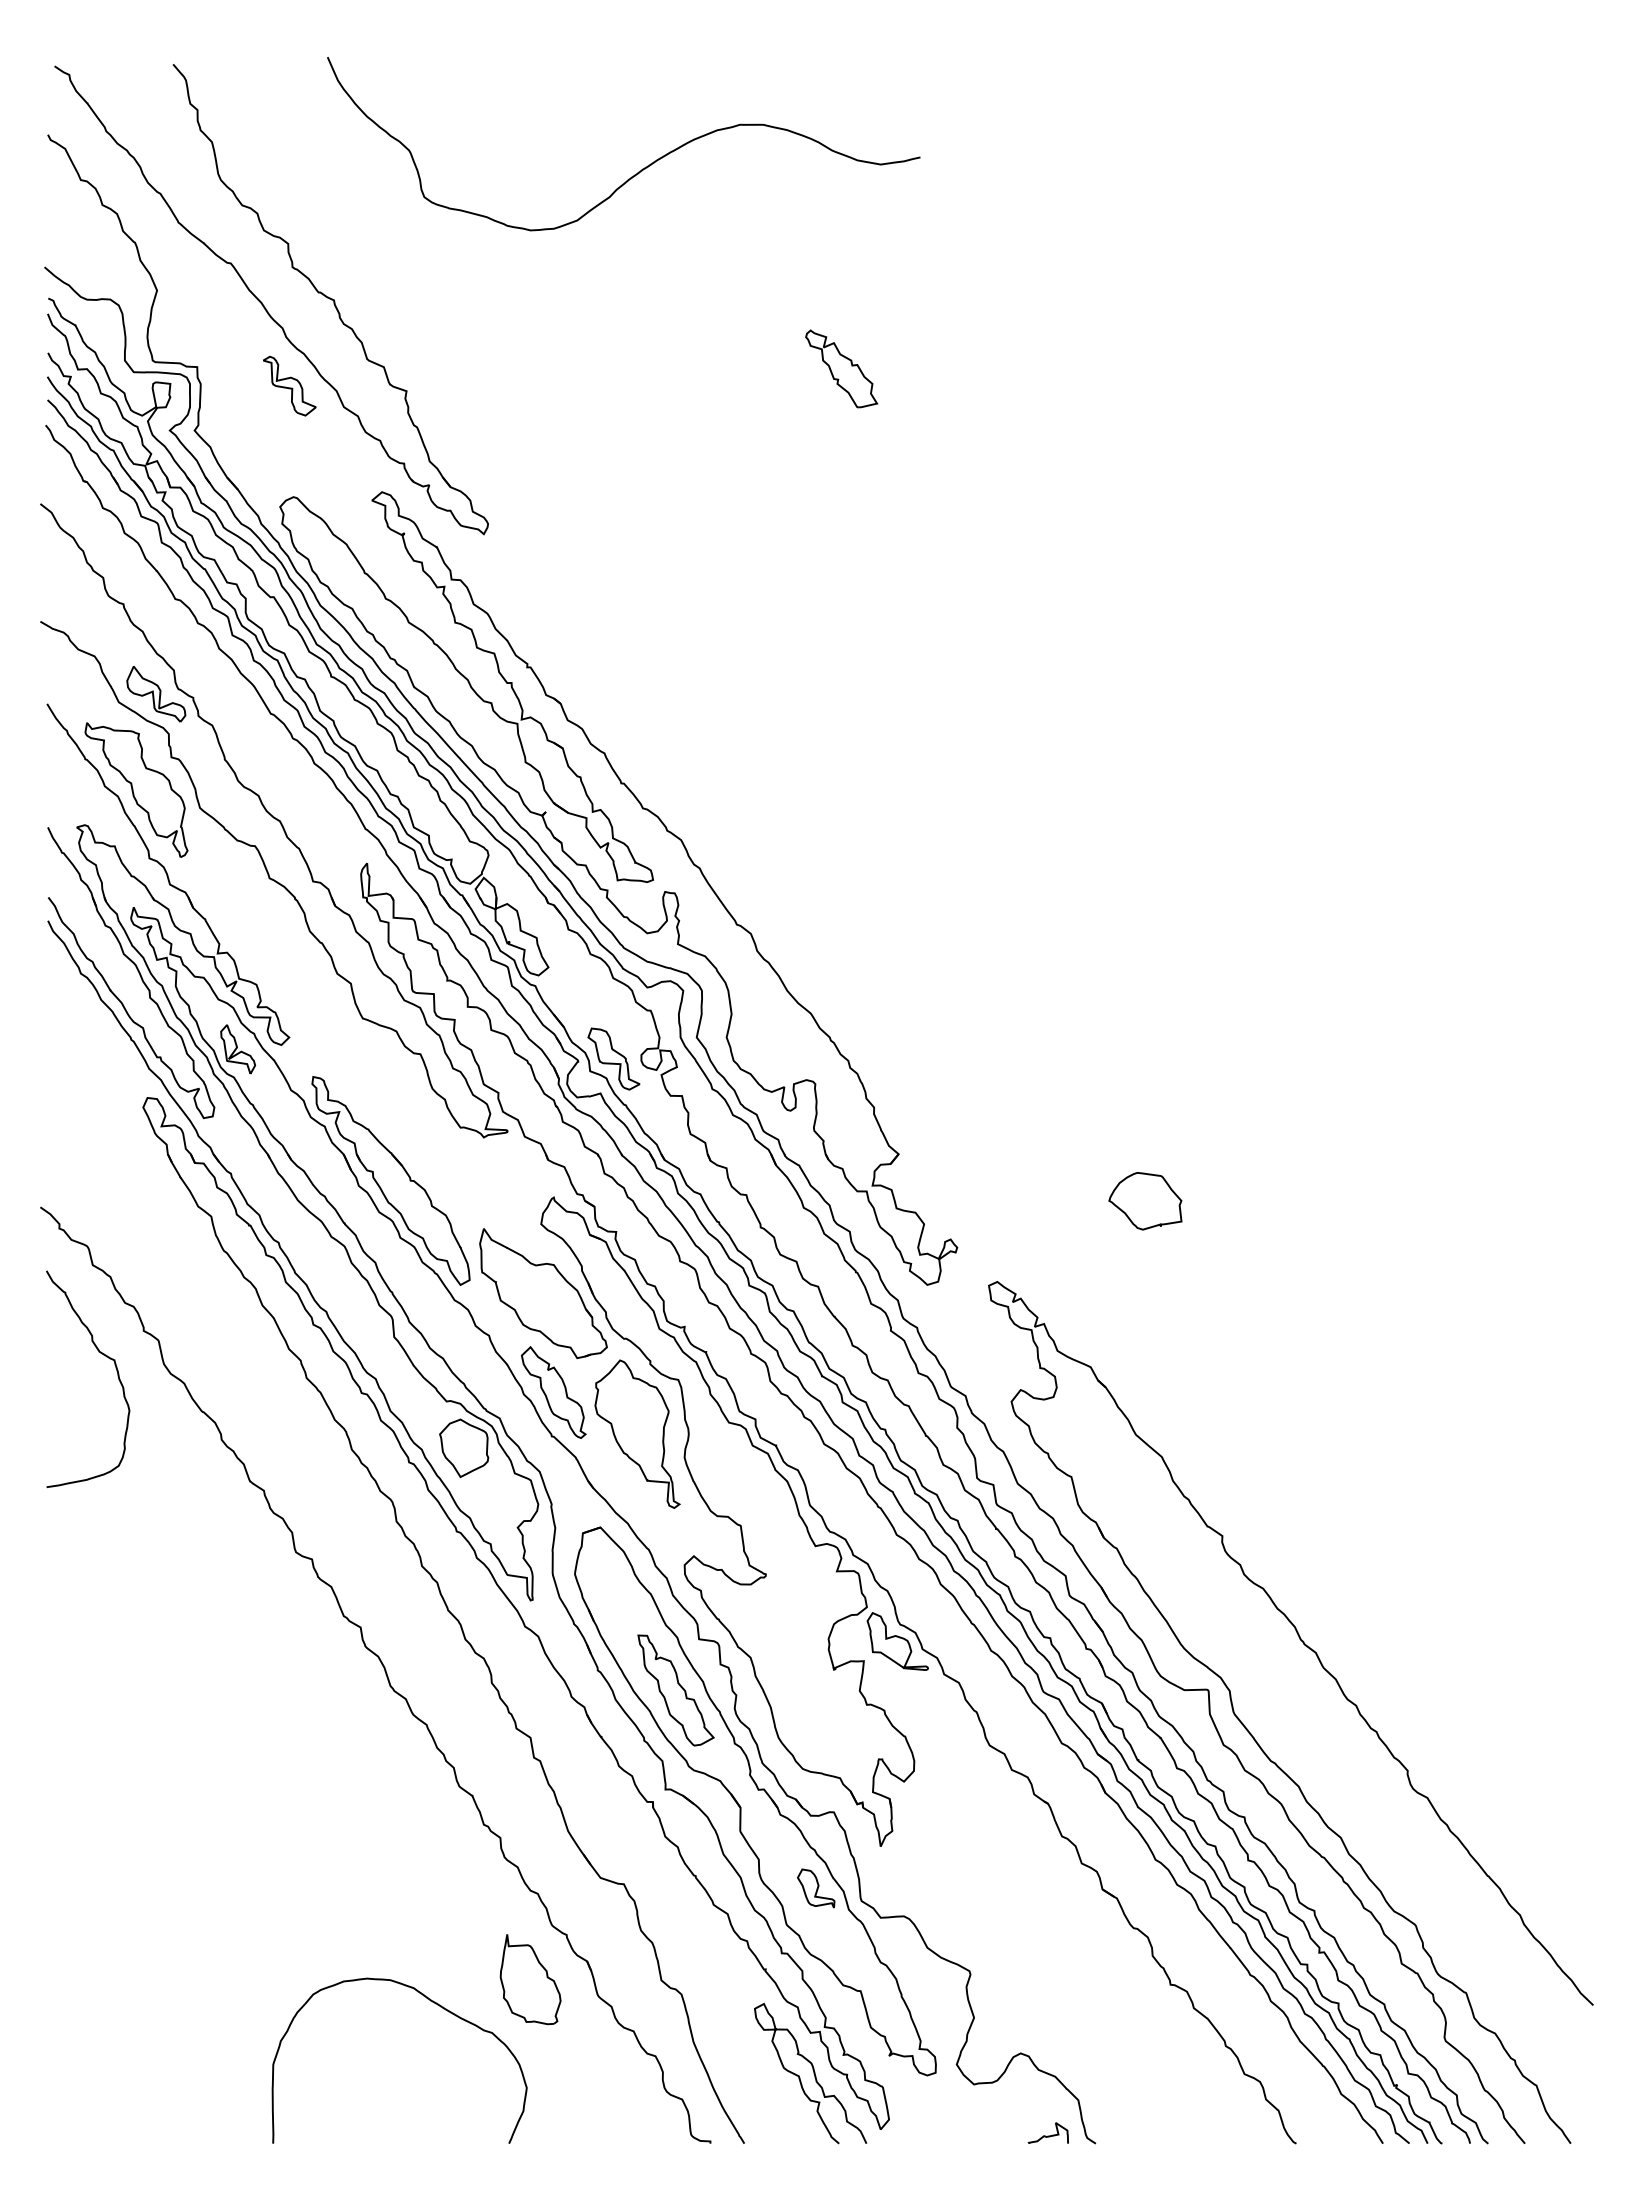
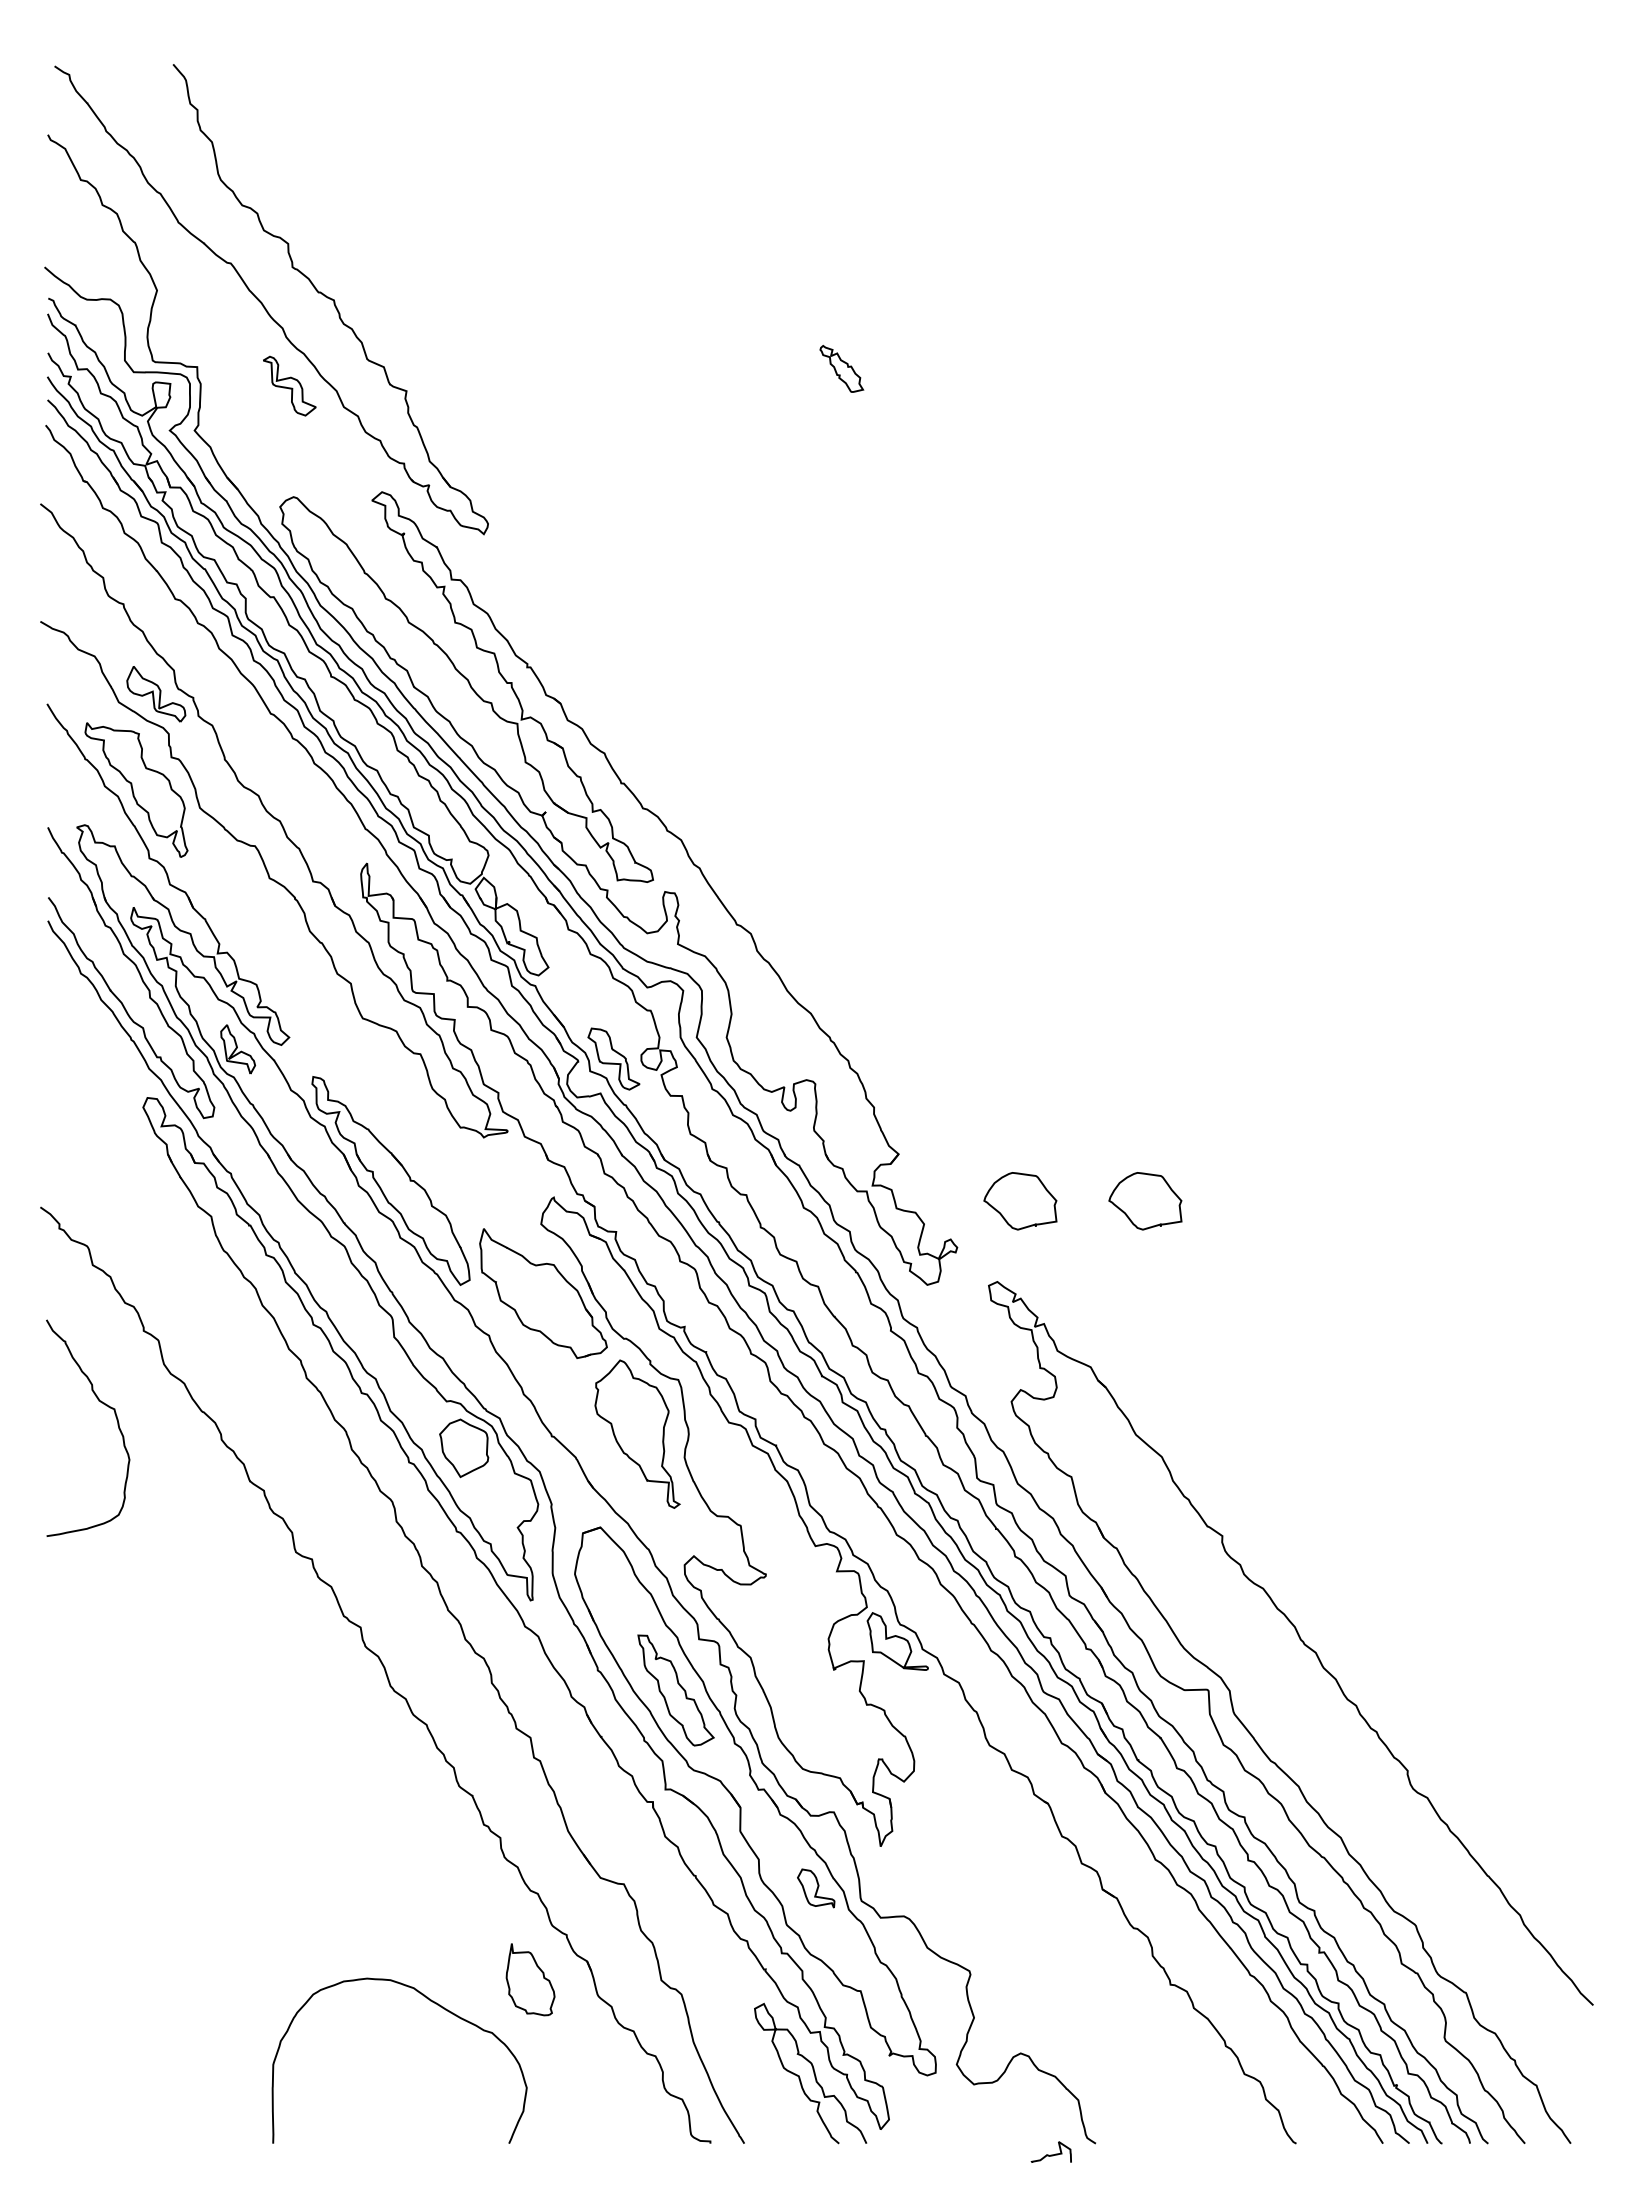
curve: present -> none (642, 168)
part size: 74x80 px -> 46x48 px (841, 368)
part: none -> present (1020, 1201)
curve position: (101, 1354) -> (101, 1403) (101, 1403)
part: present -> none (553, 1392)
part size: 63x92 px -> 51x74 px (530, 1979)
curve position: (1047, 2135) -> (1050, 2154) (1050, 2154)
